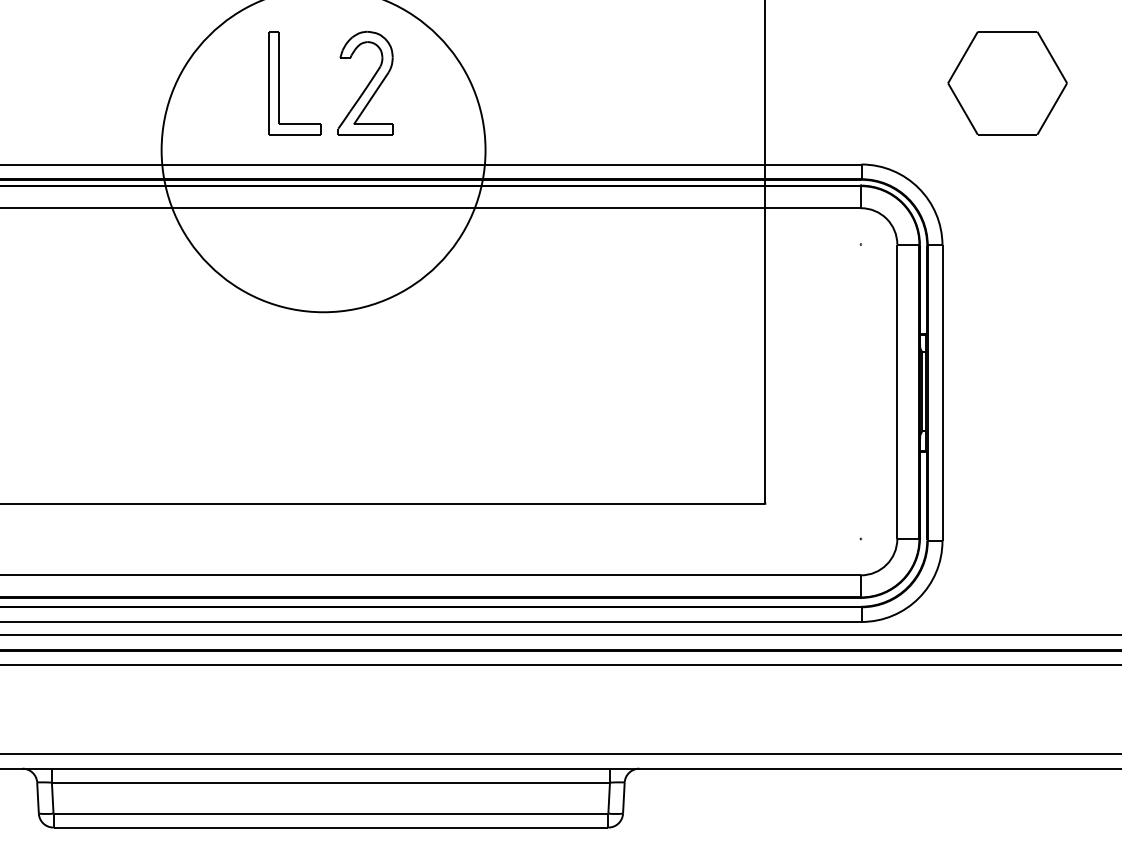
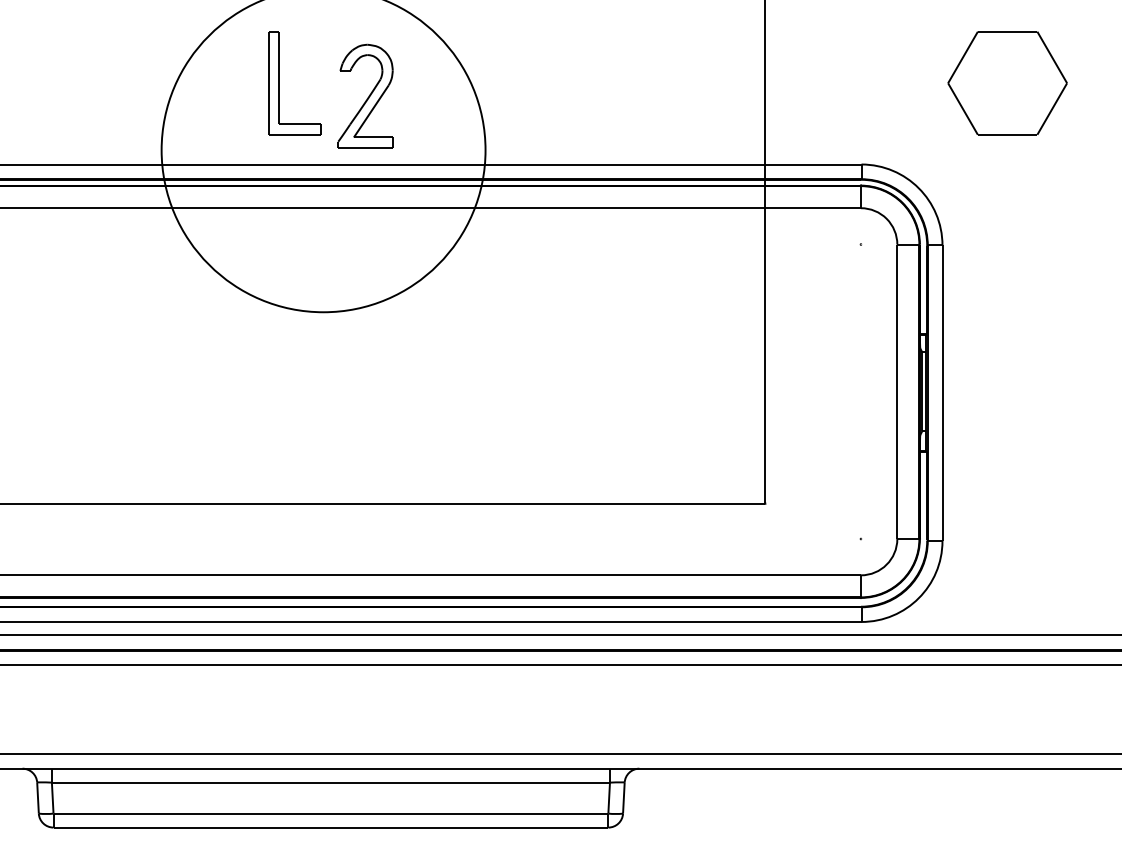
part position: (365, 82) -> (365, 95) (365, 95)
